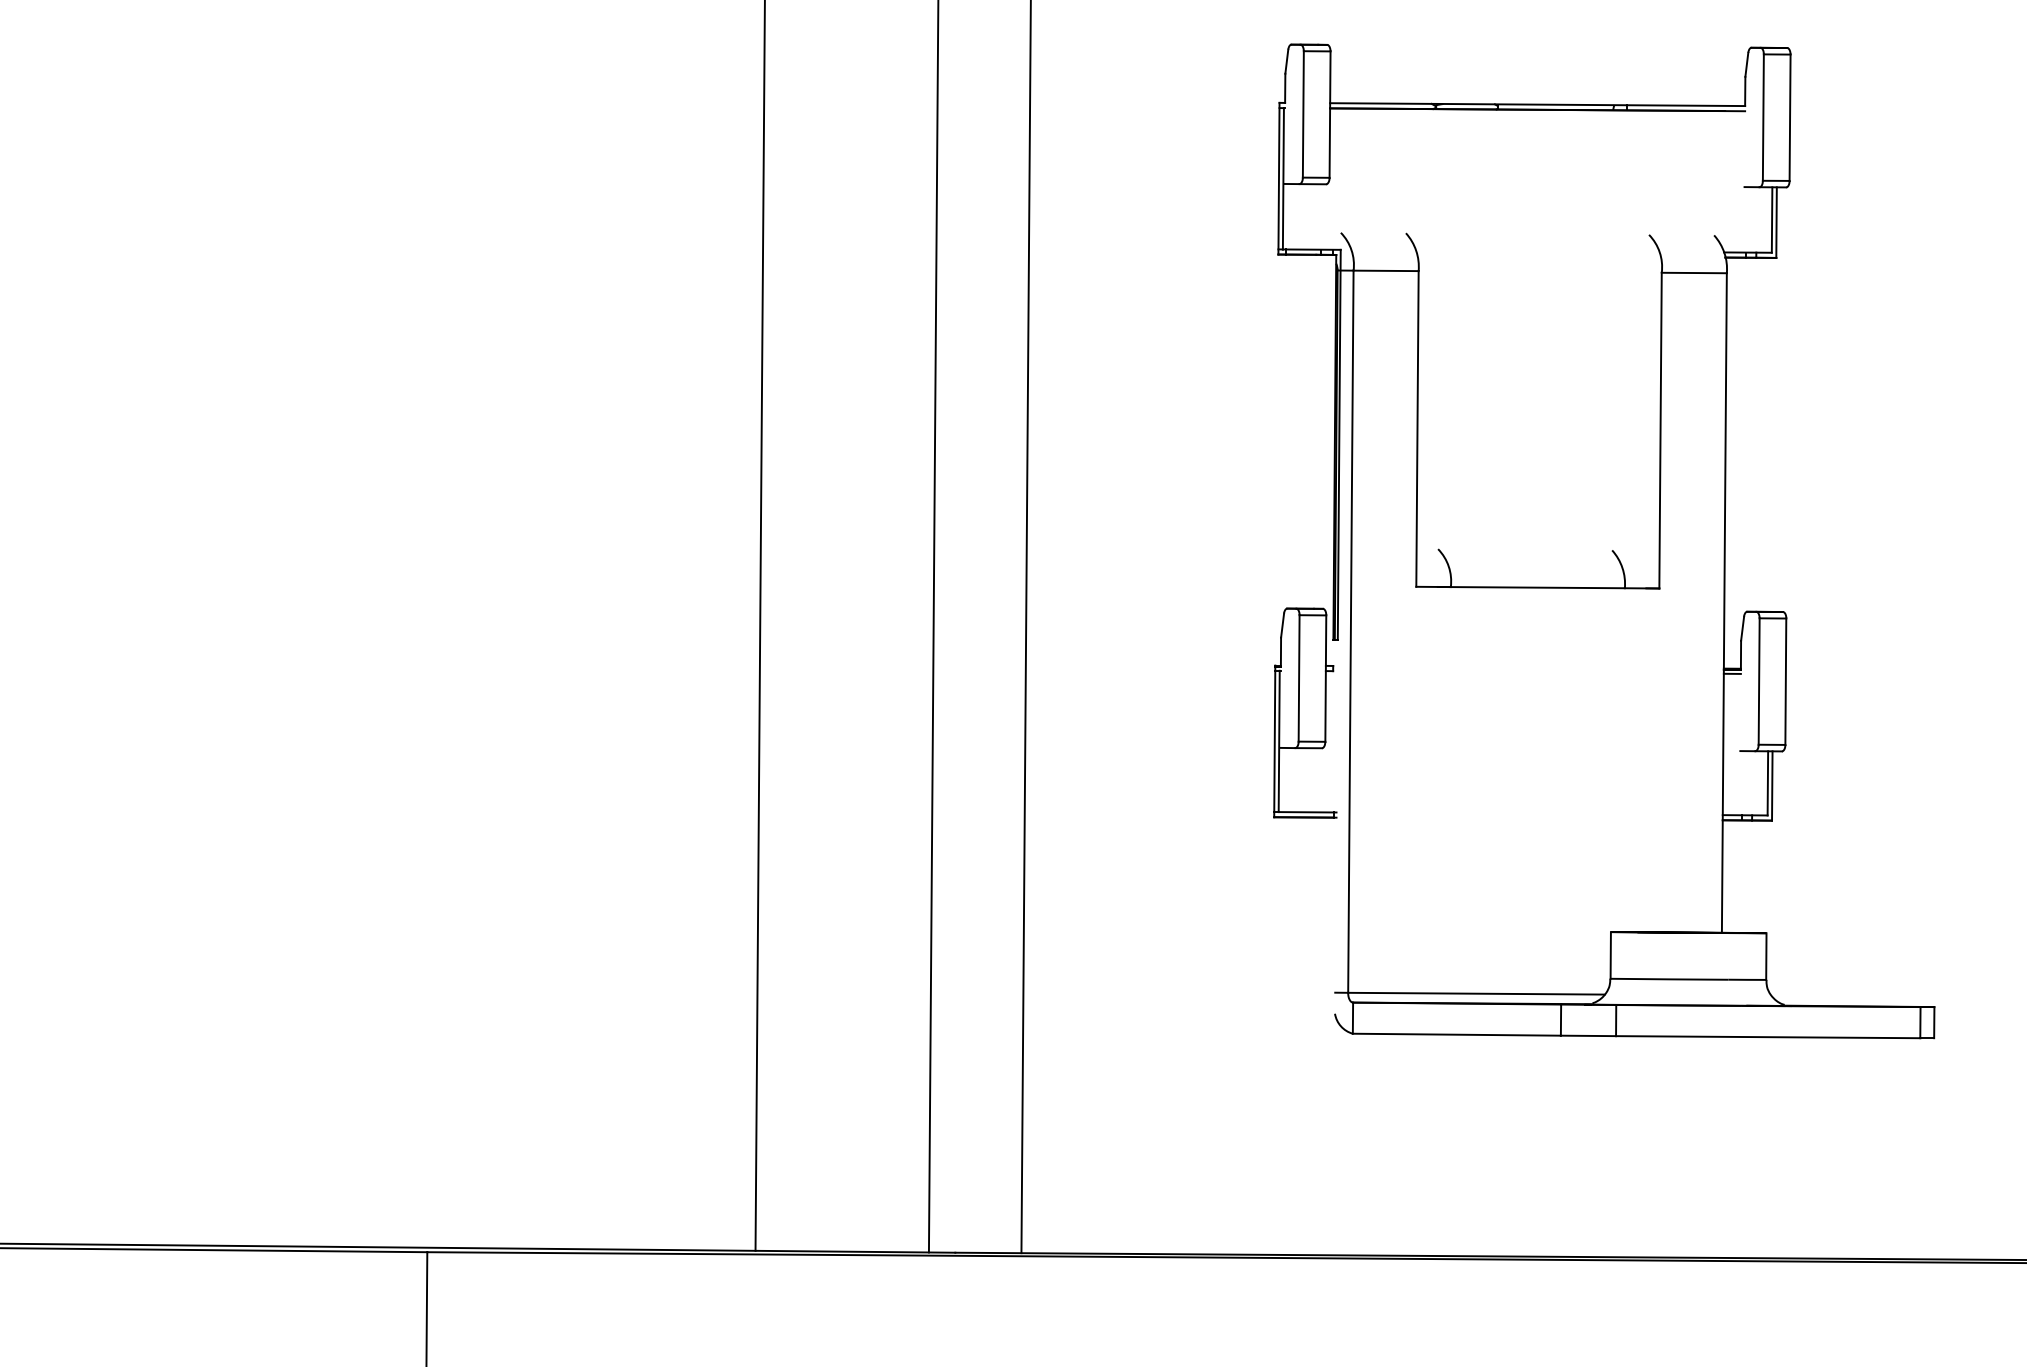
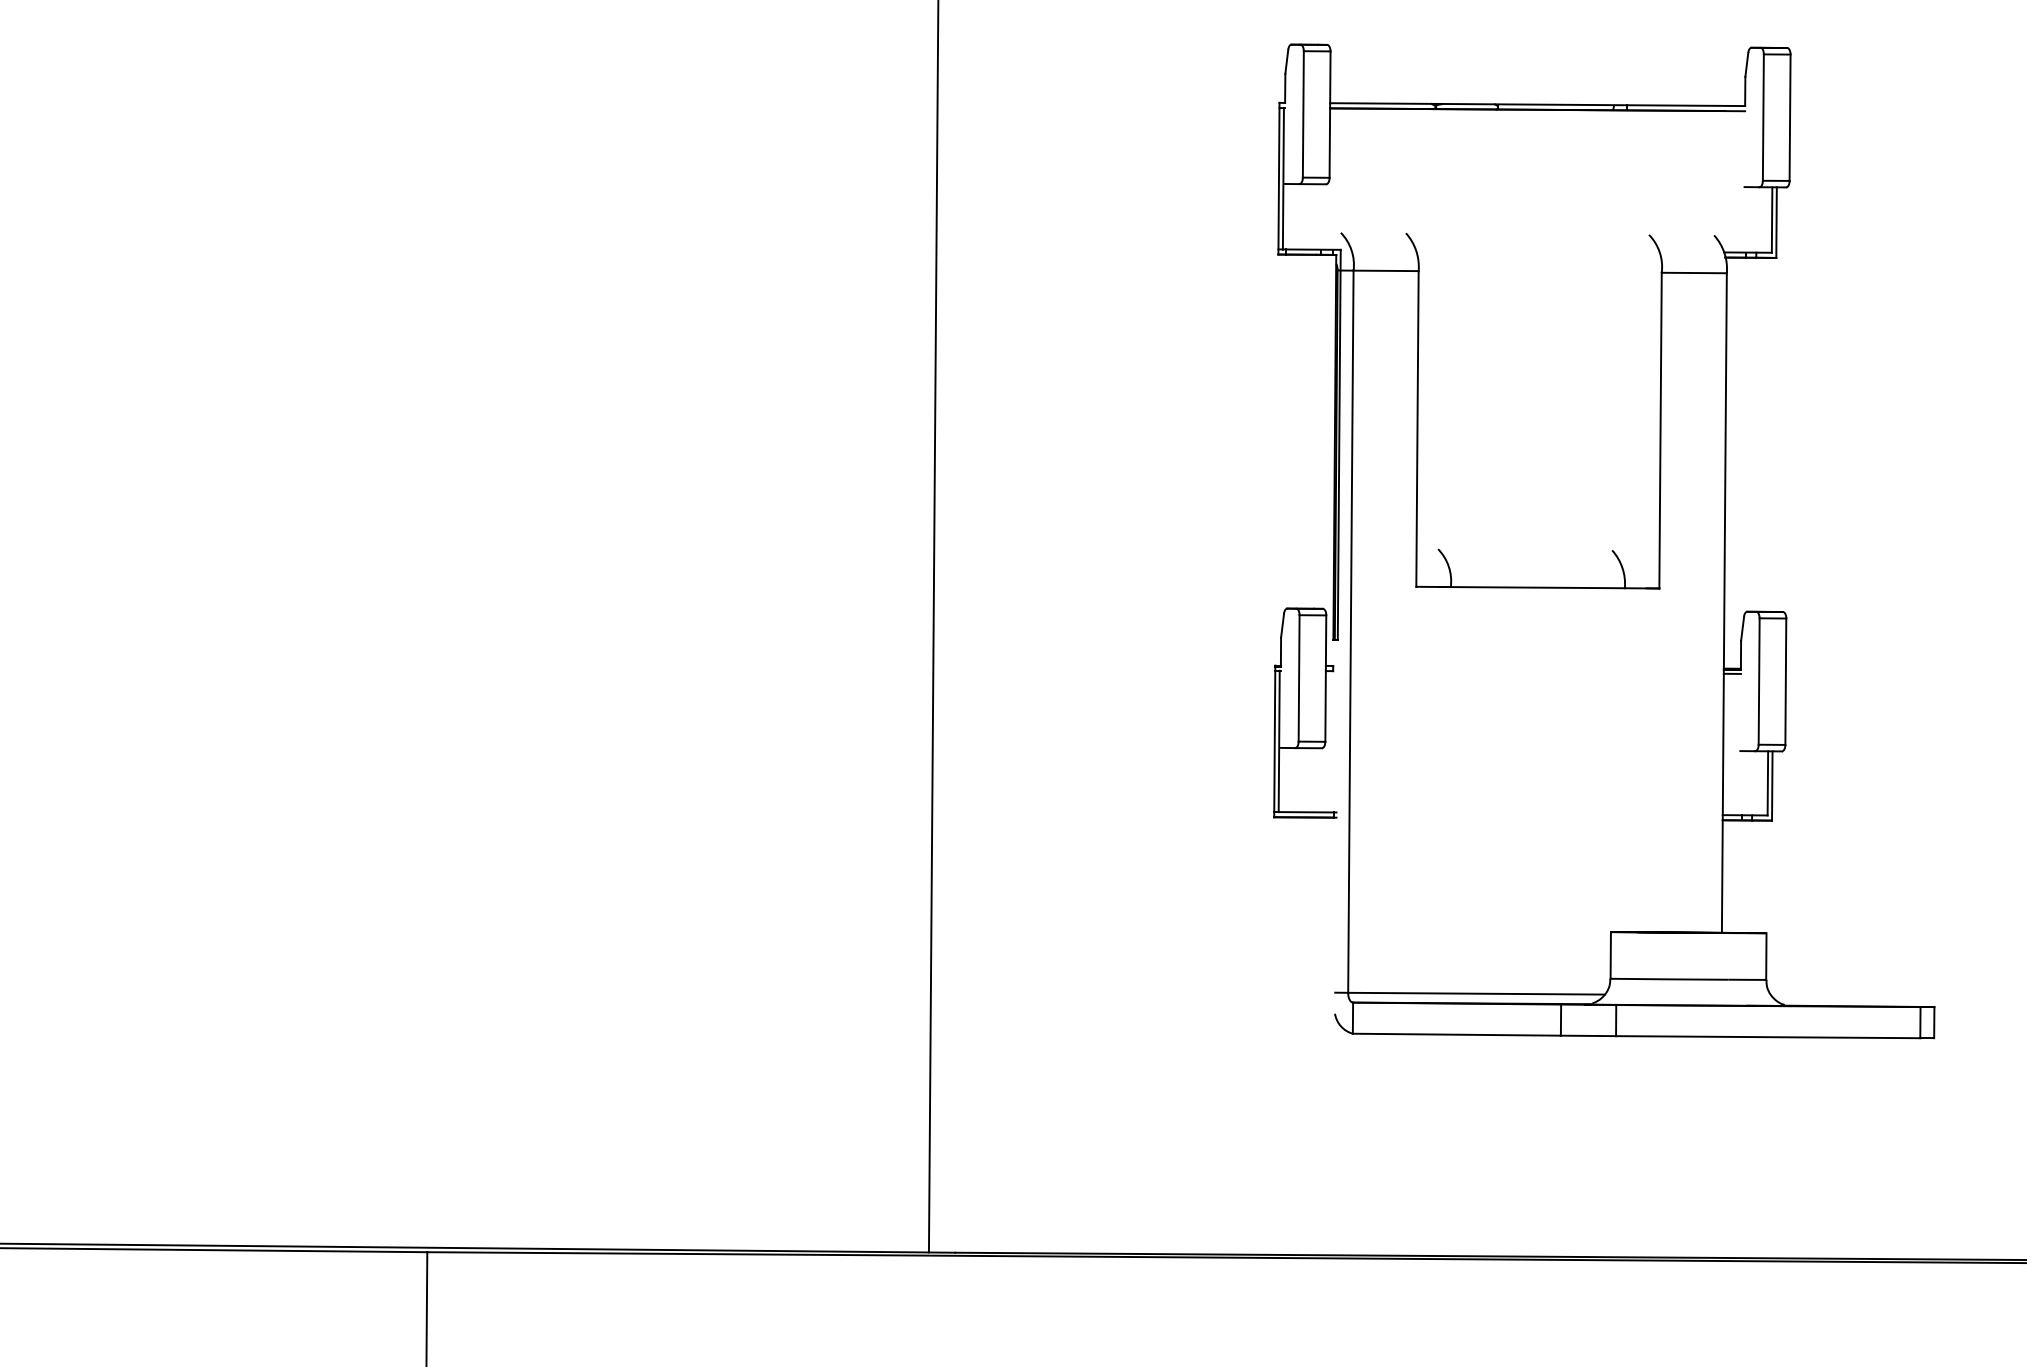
line: present -> none (759, 626)
line: present -> none (1025, 627)
